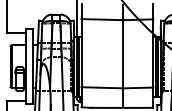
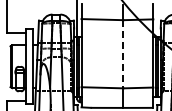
line: solid -> dashed (123, 54)
